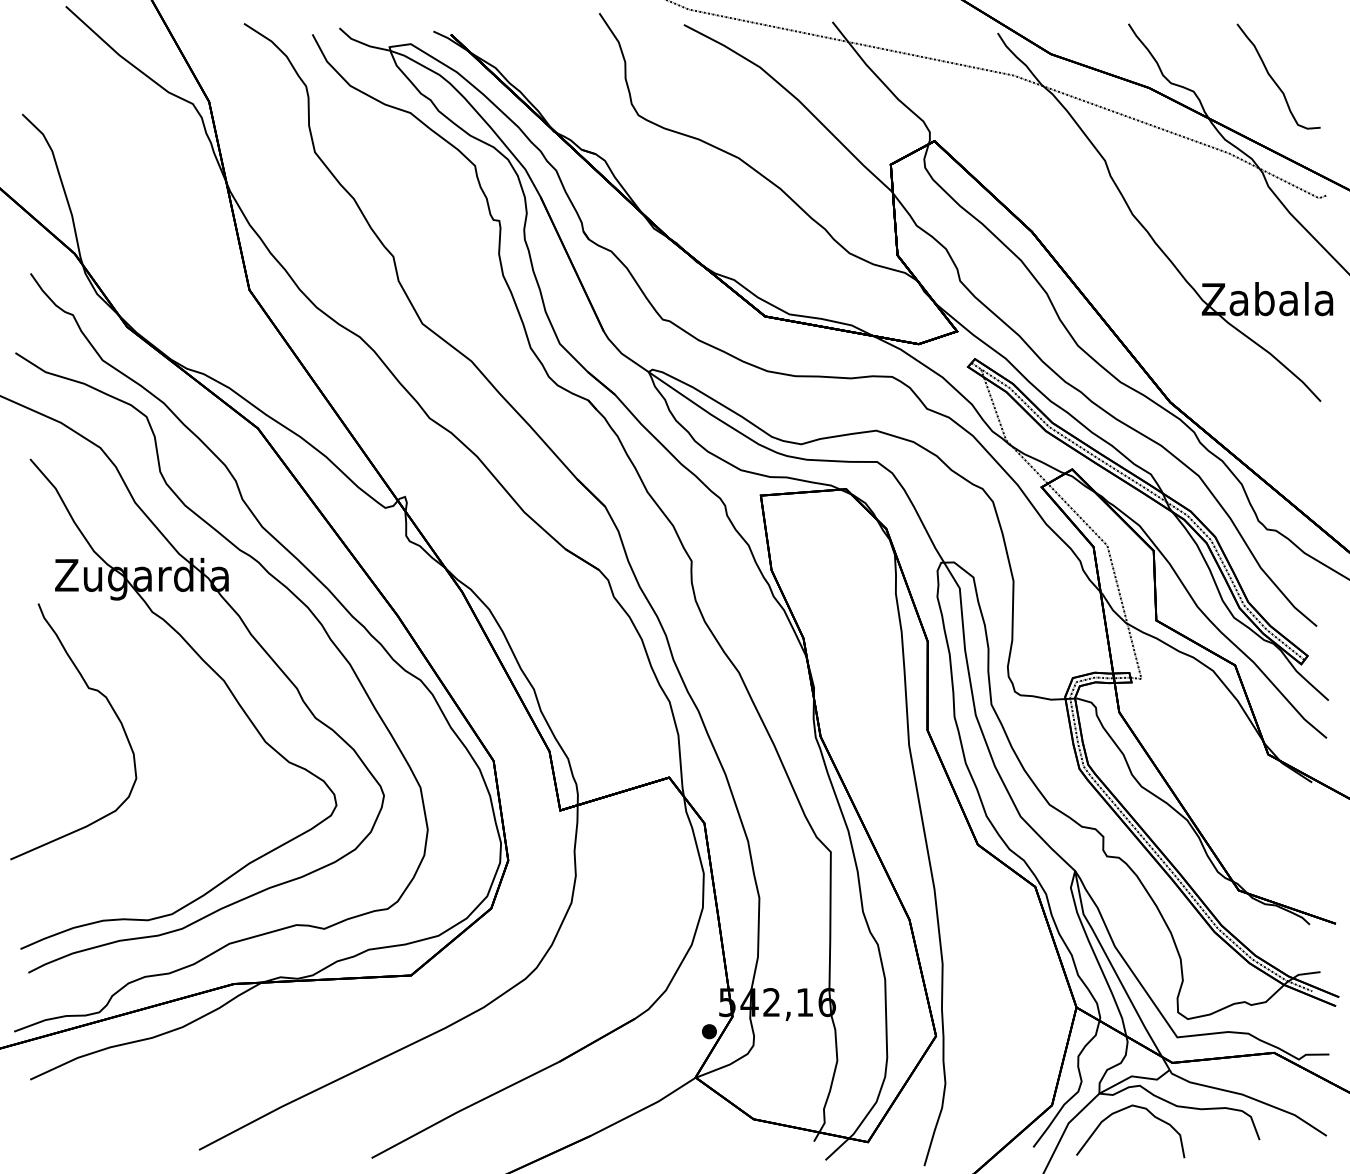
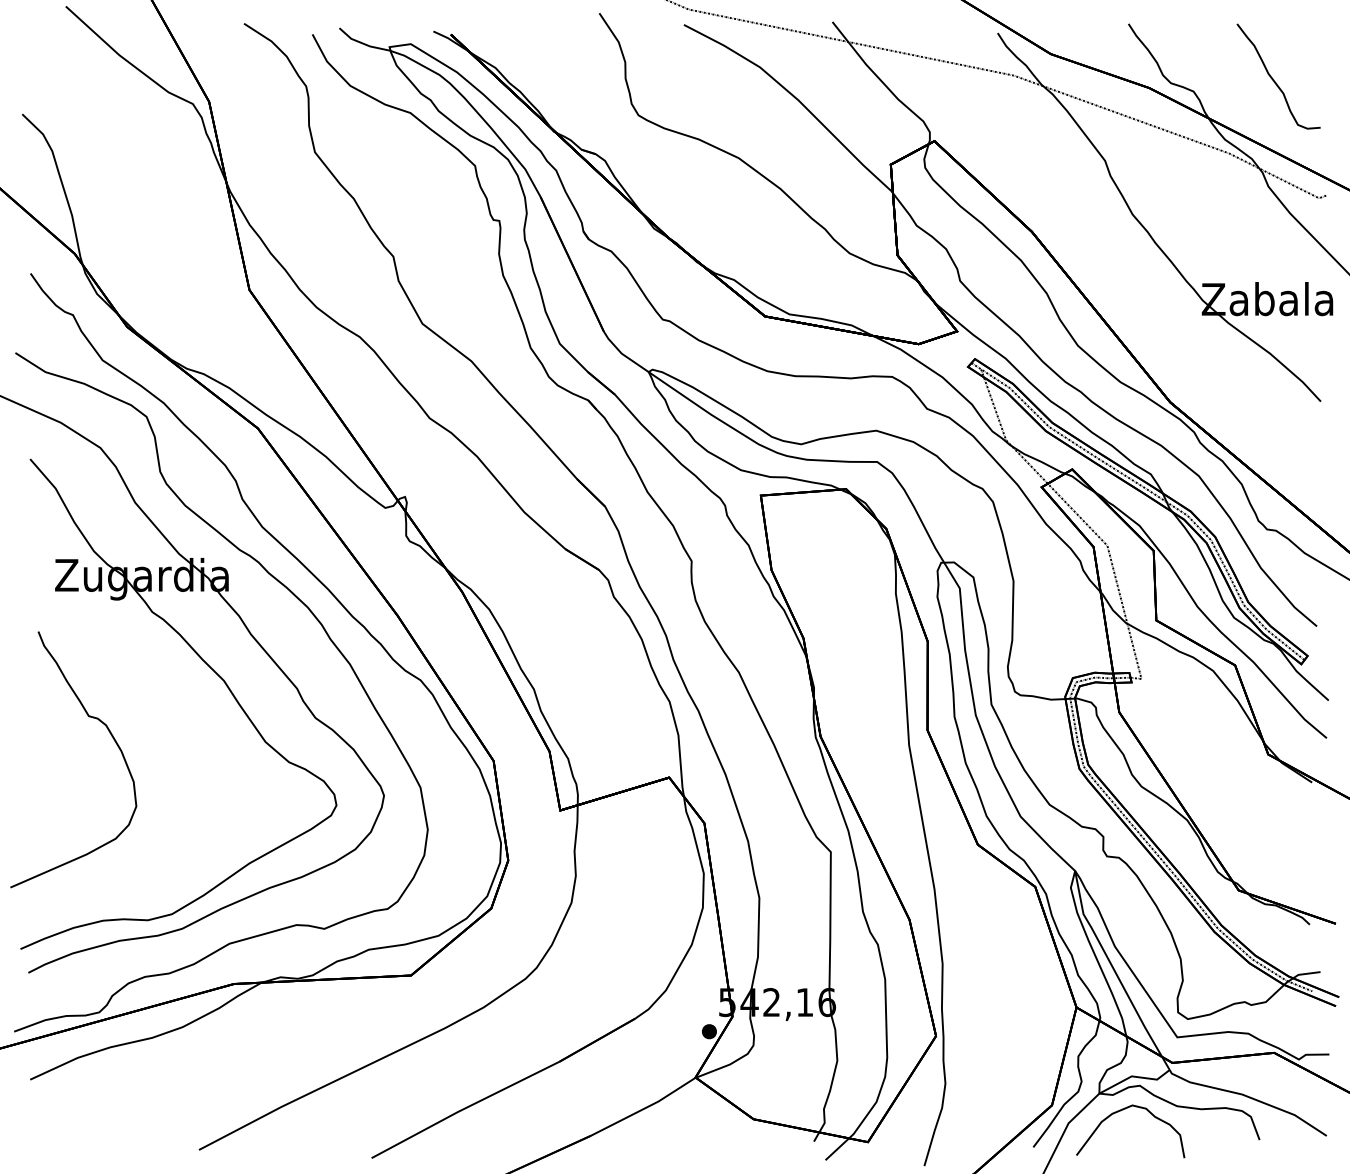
curve position: (112, 710) -> (112, 738) (112, 738)
